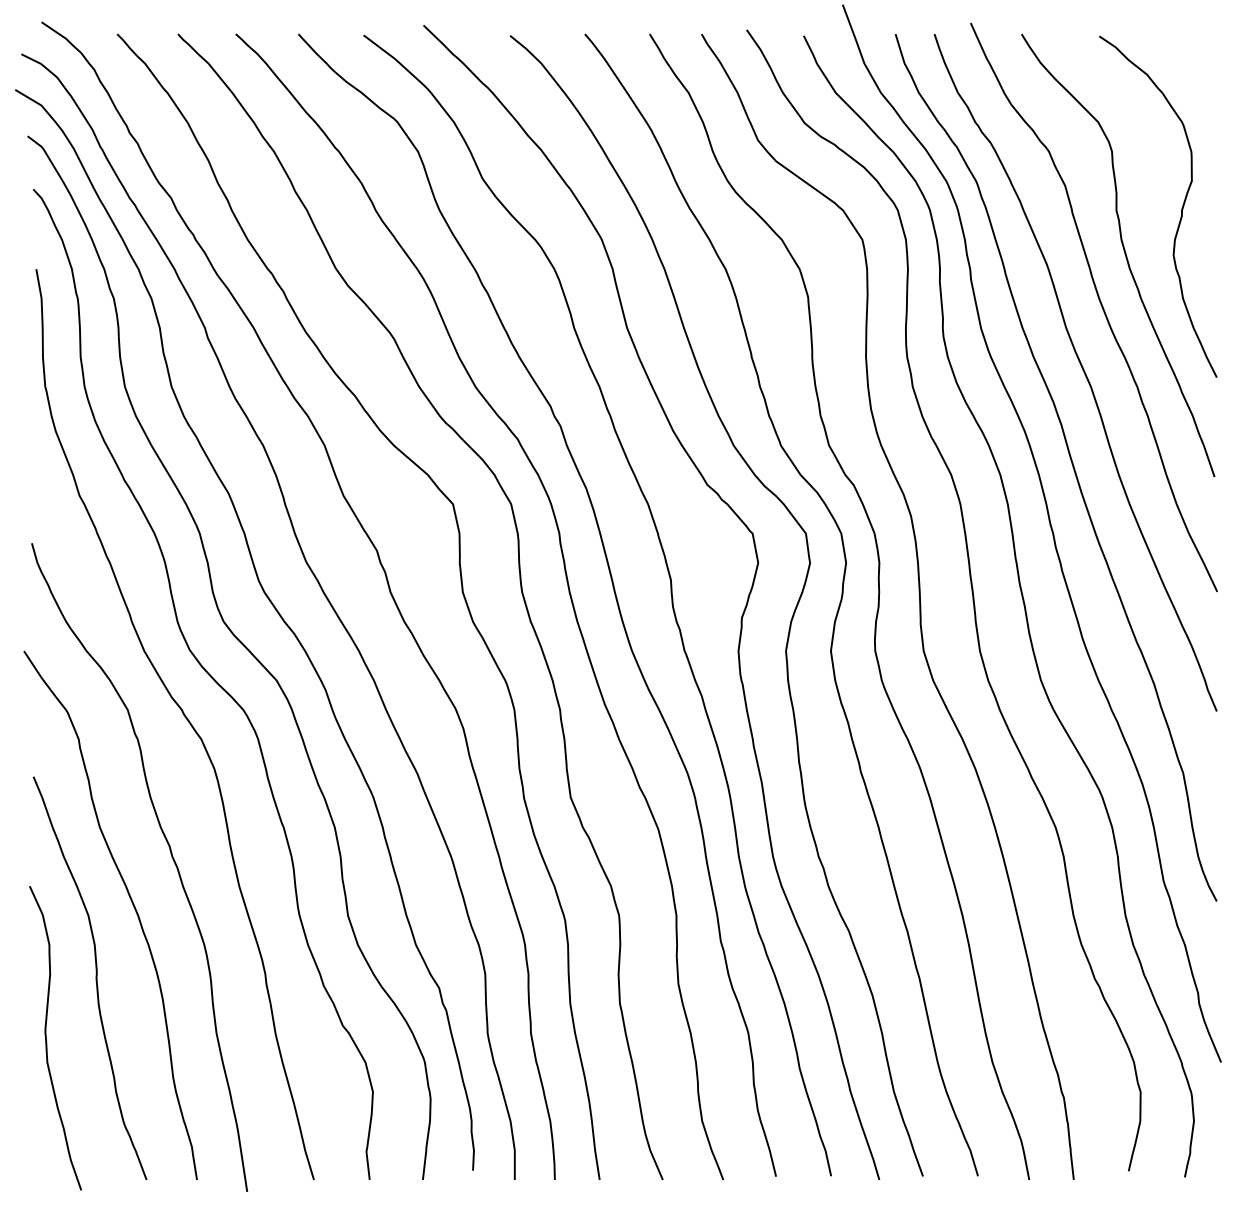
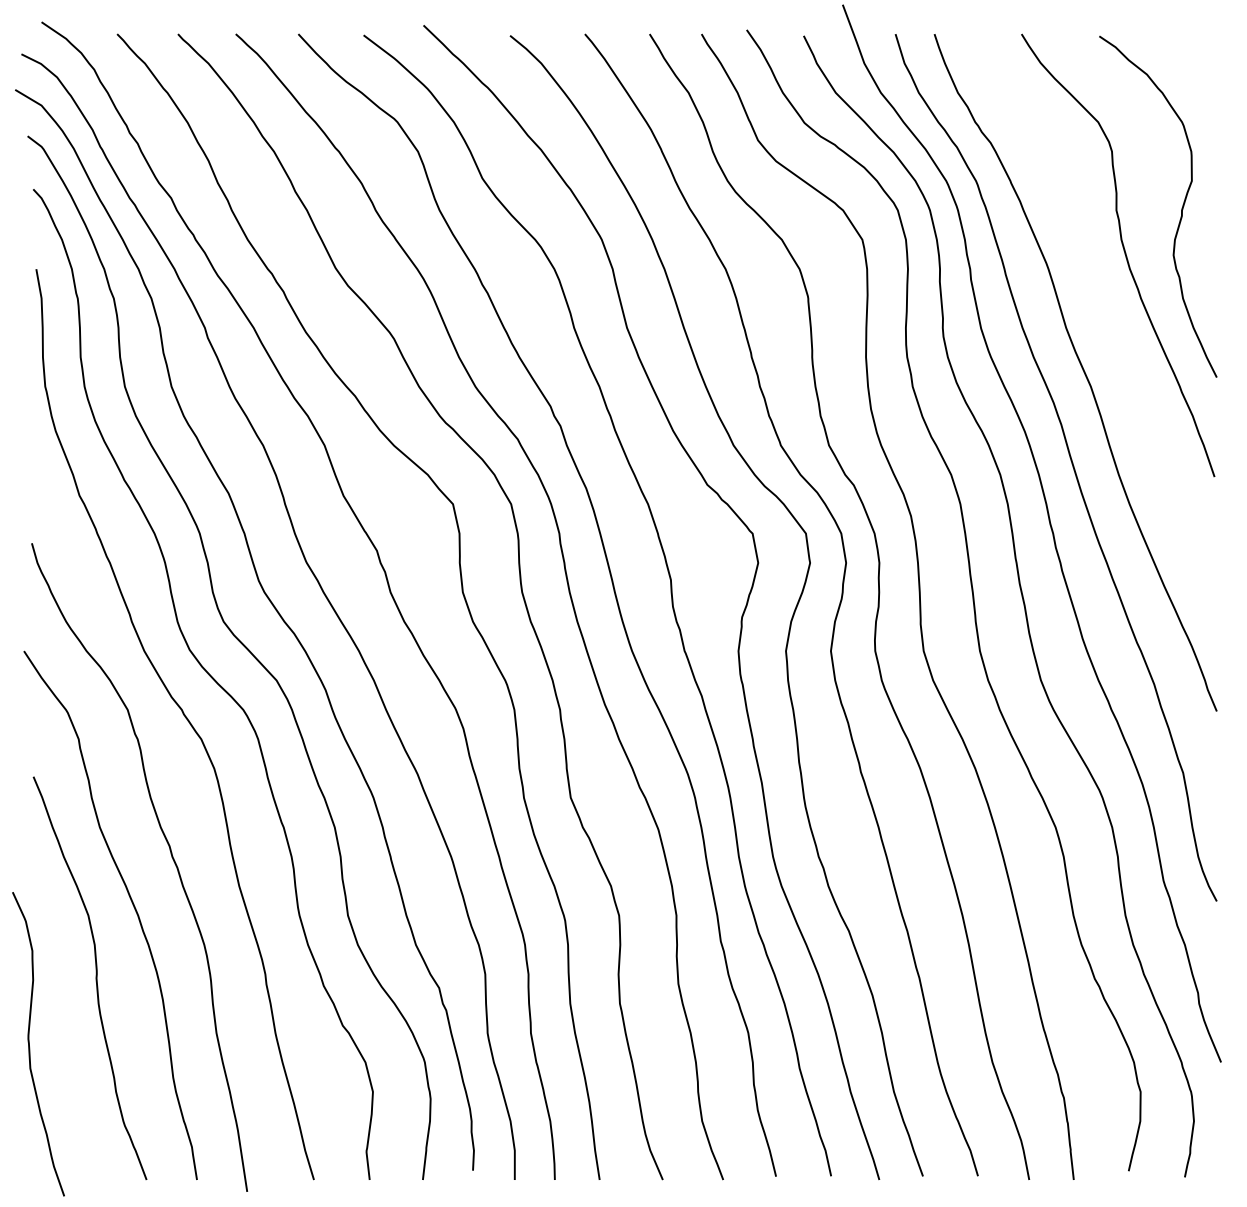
curve: present -> none (1100, 304)
curve position: (47, 1041) -> (30, 1047) (30, 1047)
